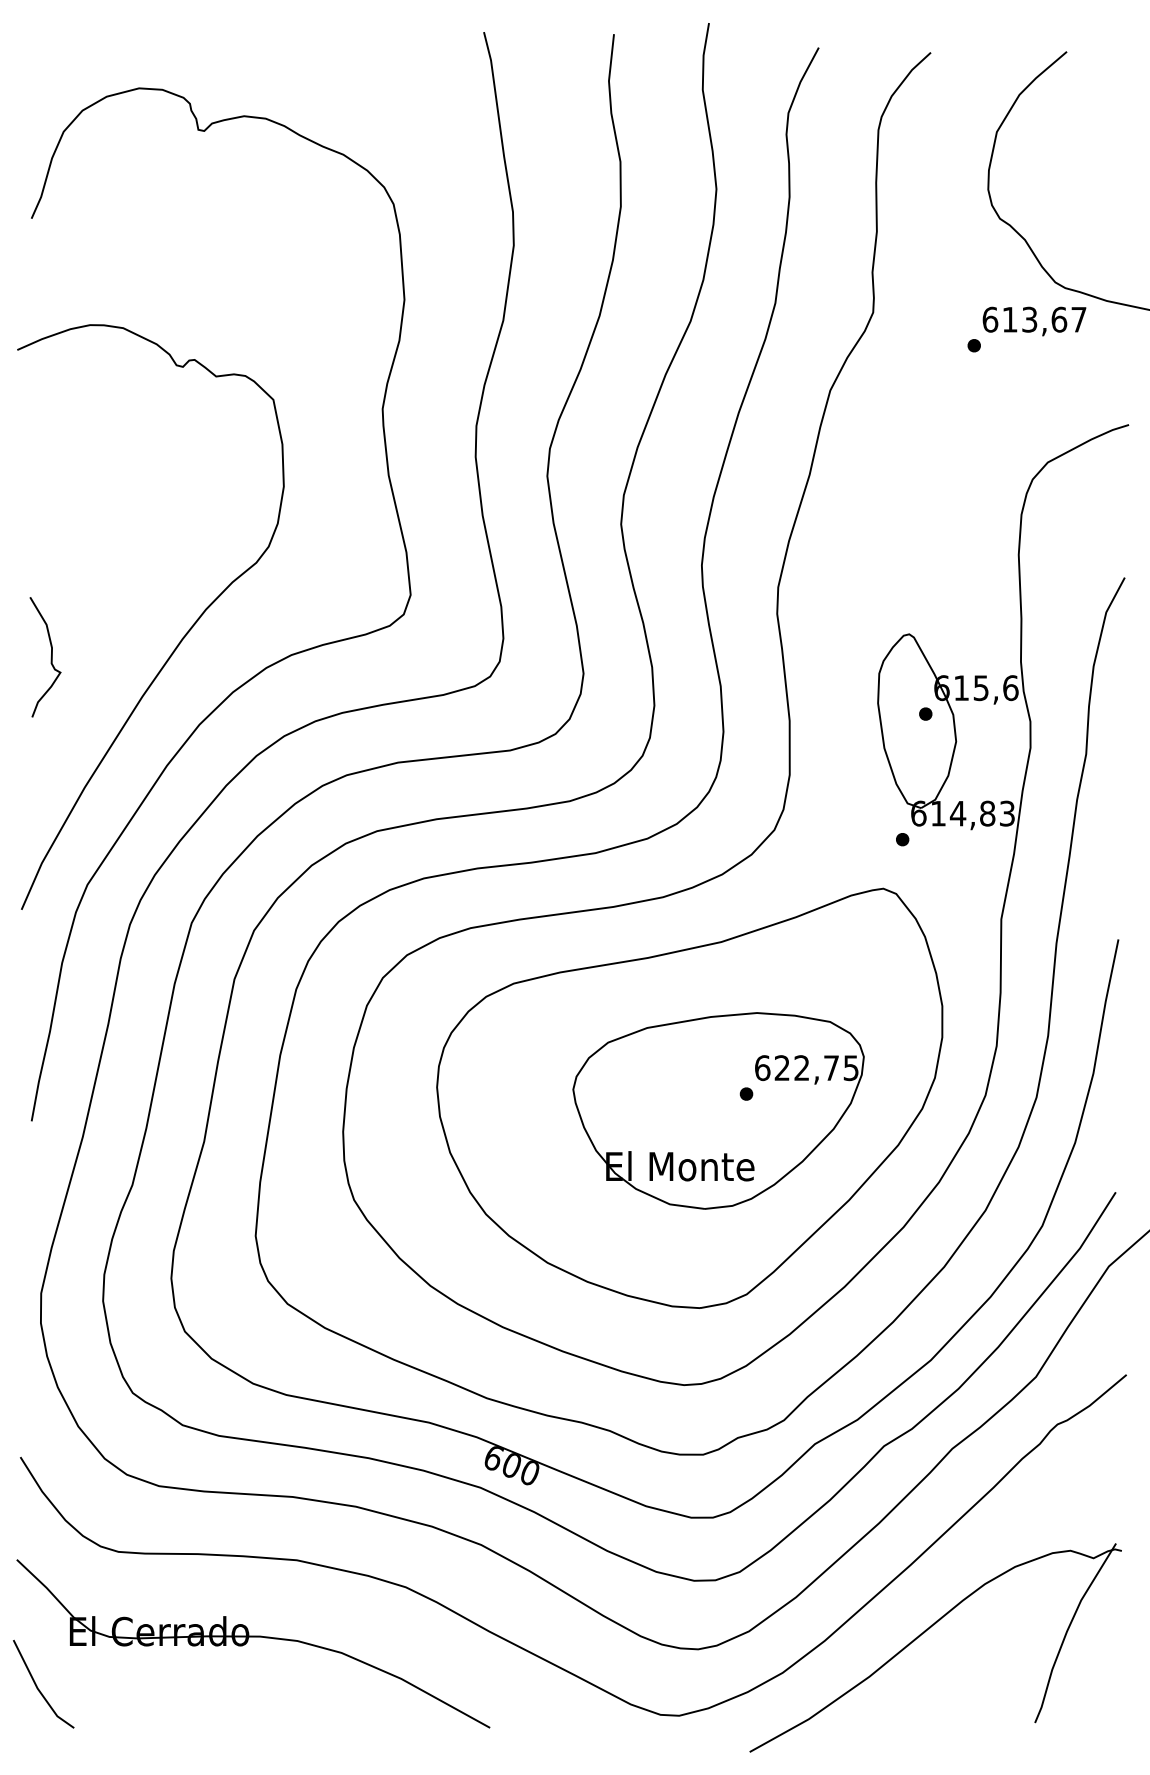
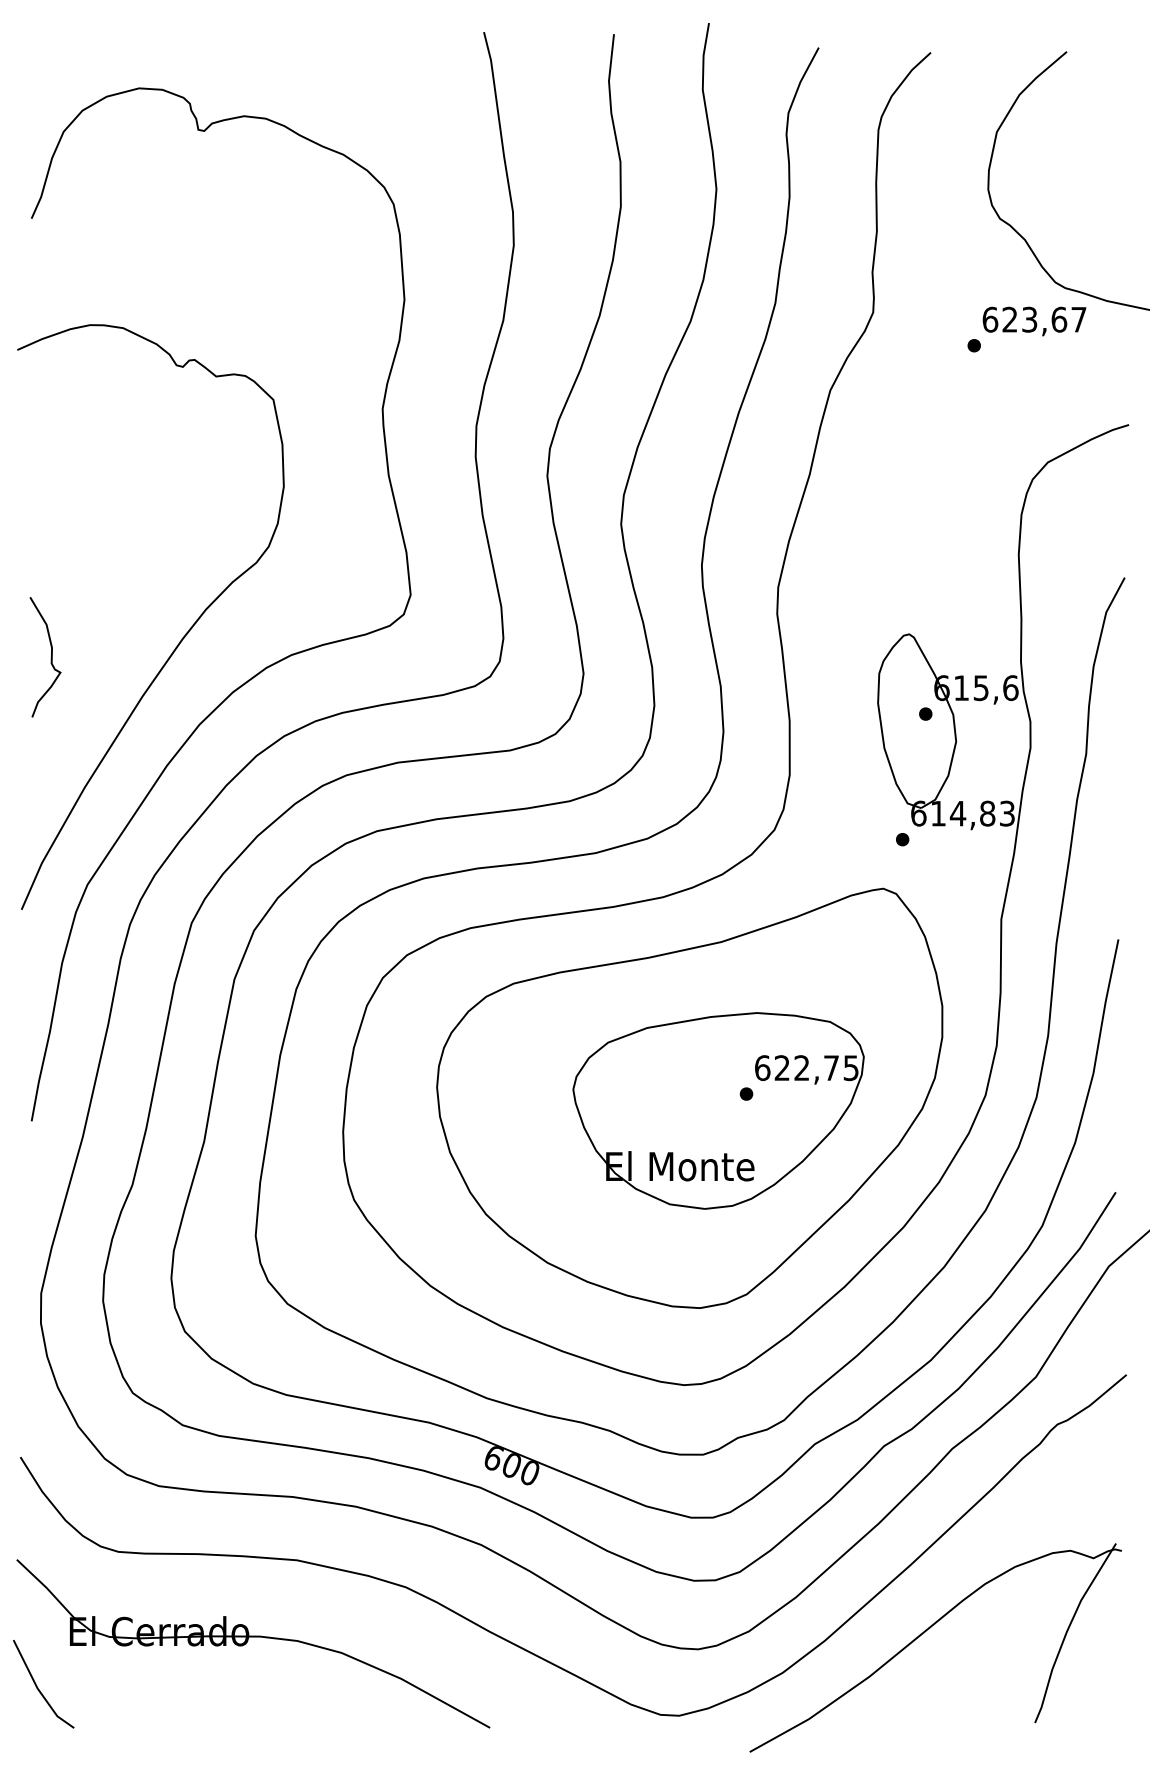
text: 613,67 -> 623,67 (1009, 319)
